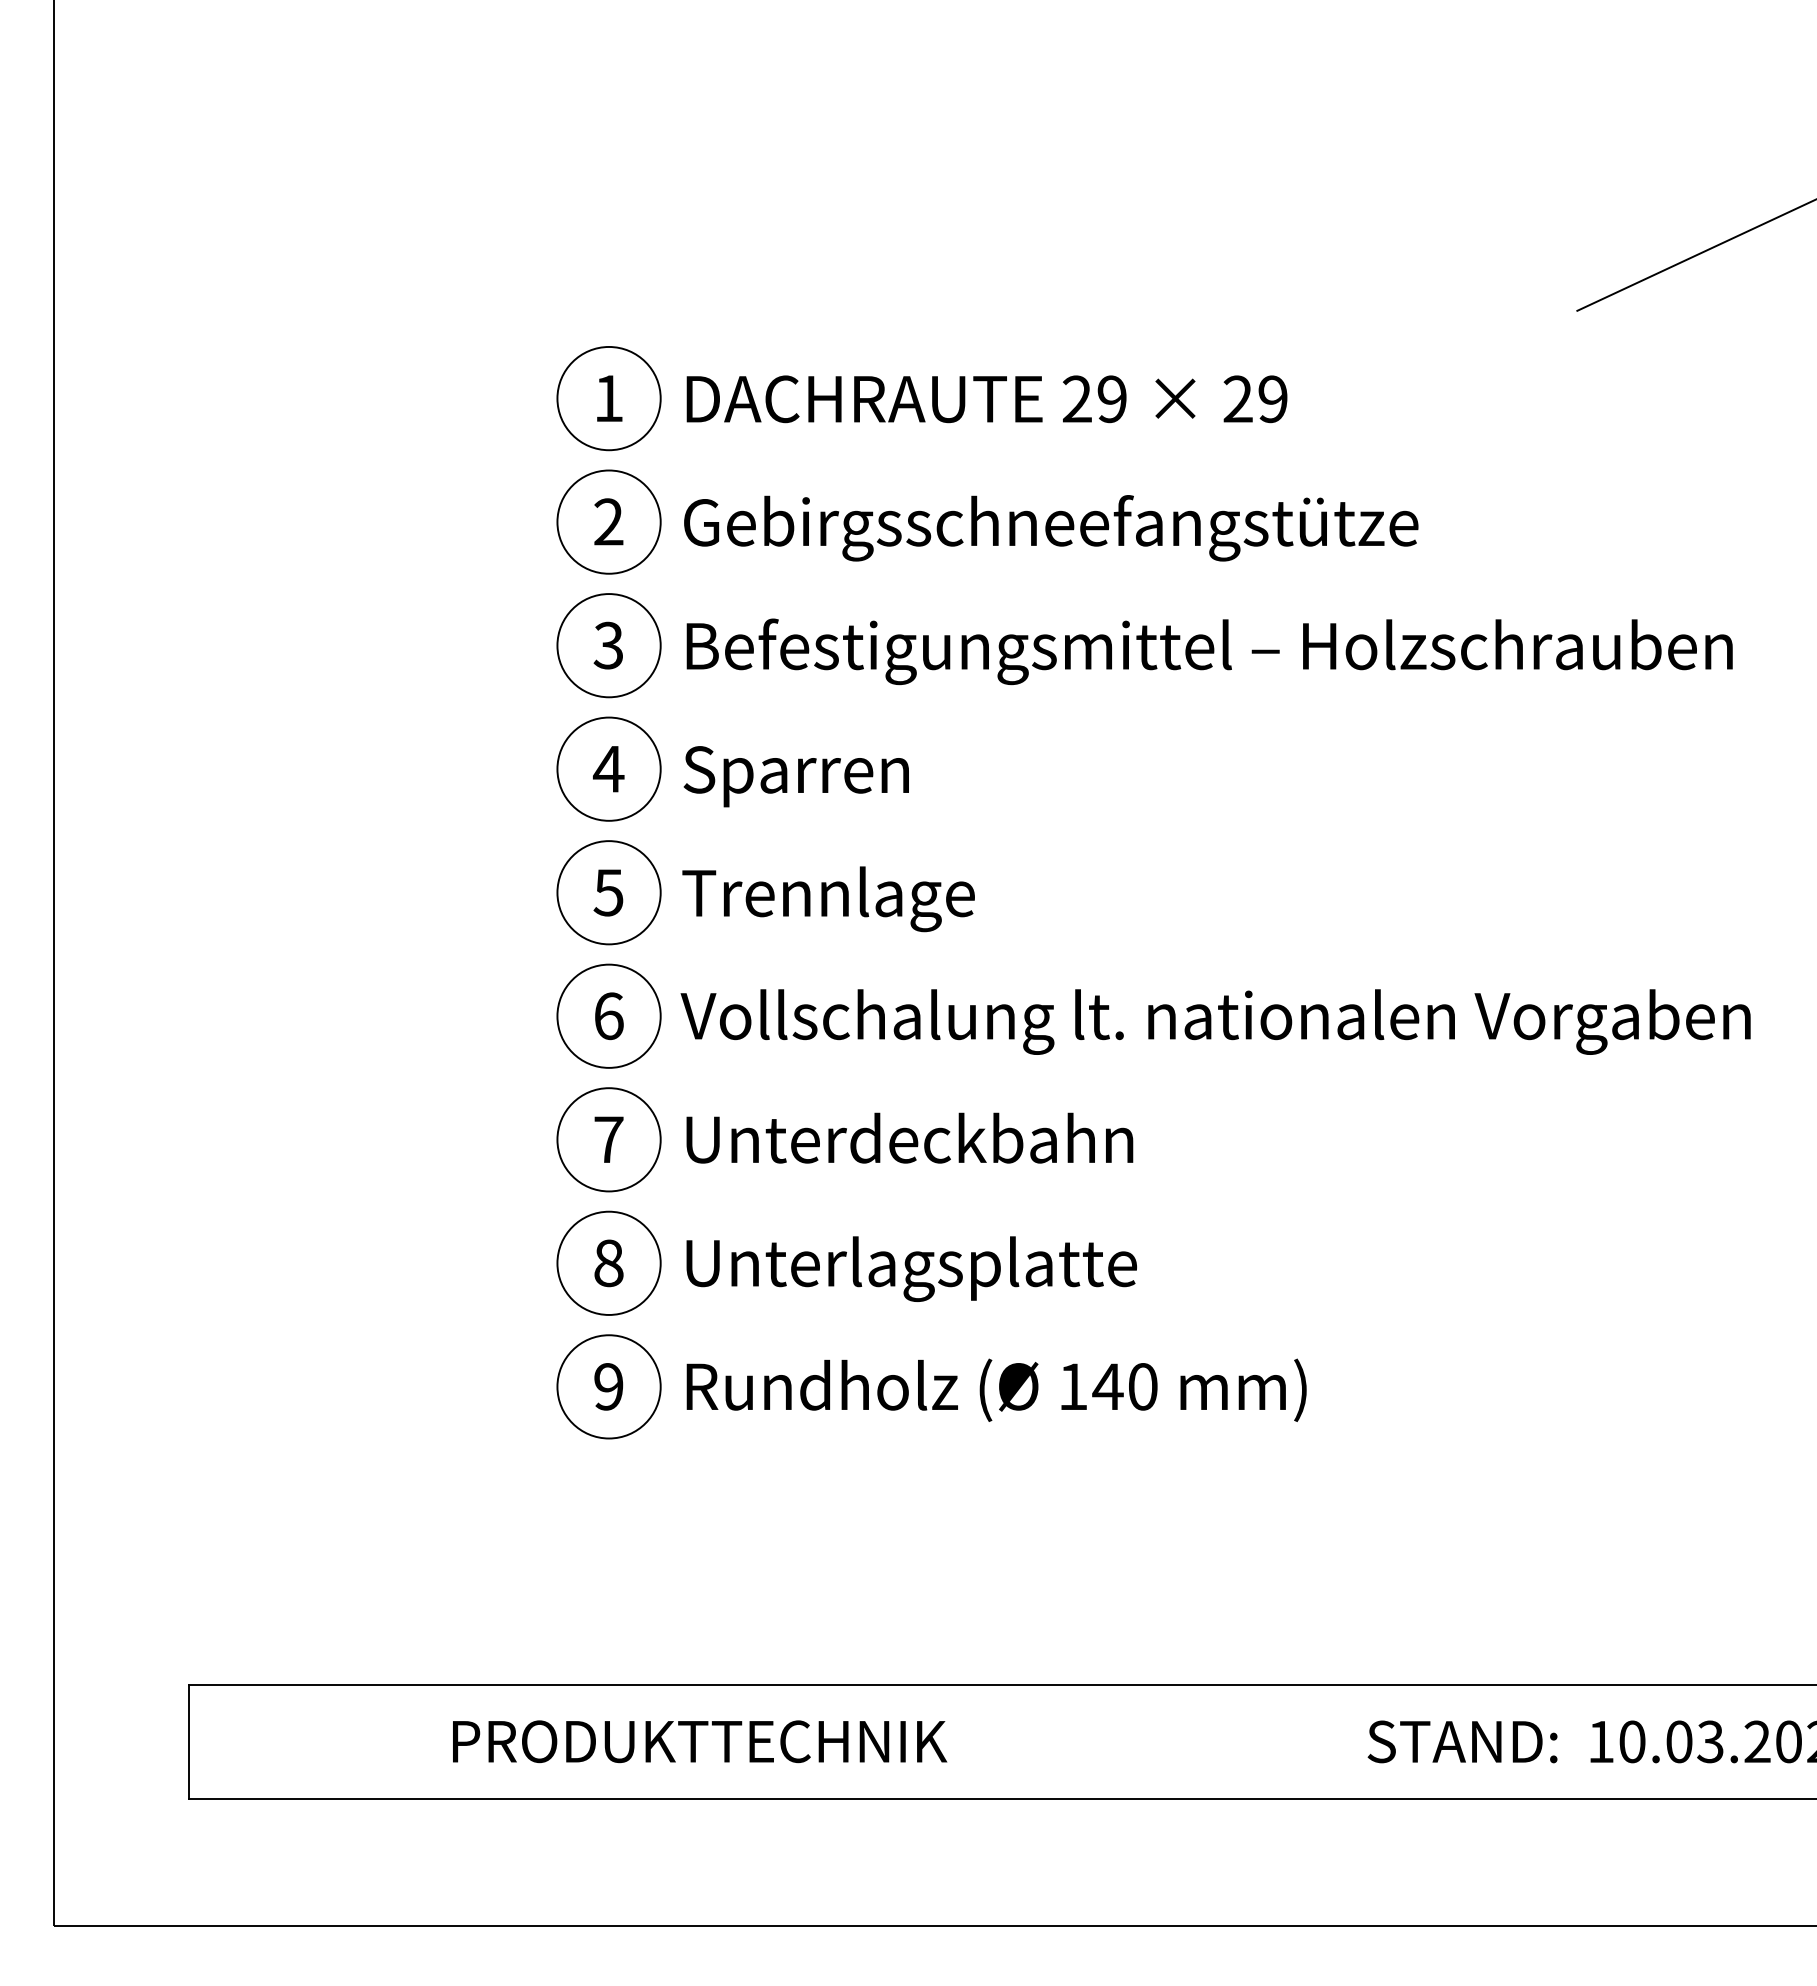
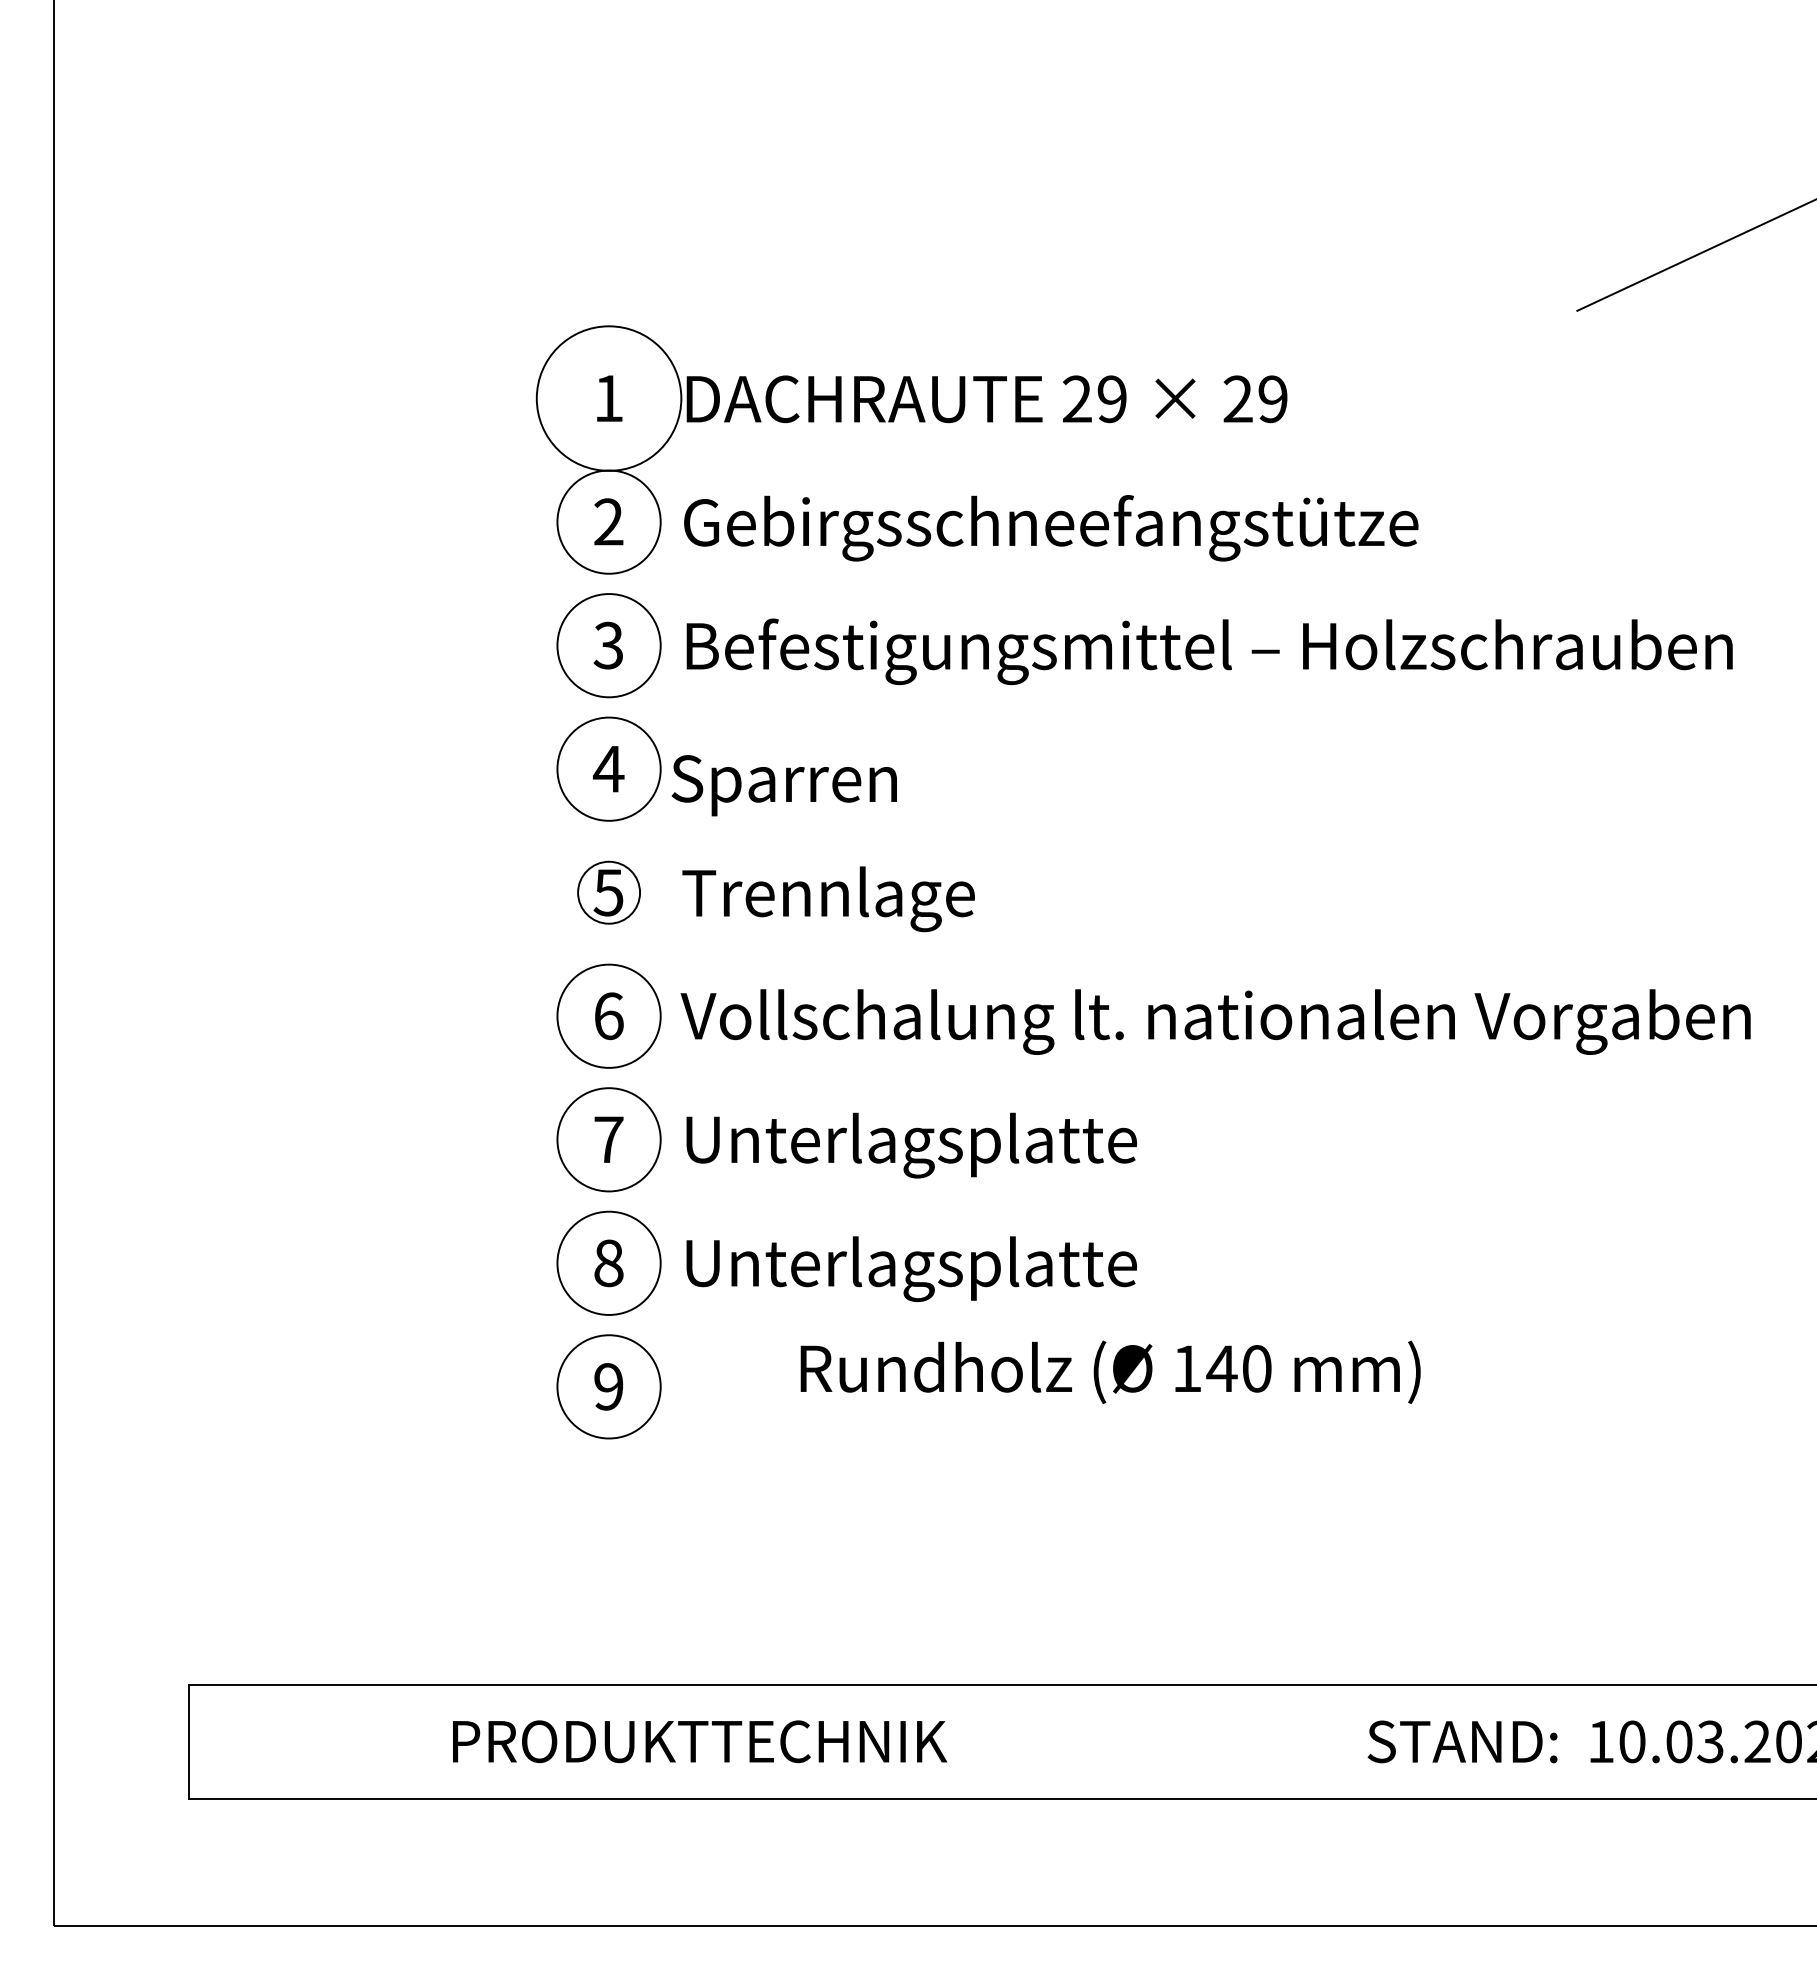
circle diameter: 103 px -> 145 px (608, 398)
text position: (795, 776) -> (783, 785) (783, 785)
circle diameter: 103 px -> 62 px (609, 892)
text: Unterdeckbahn -> Unterlagsplatte (993, 1145)
text position: (996, 1389) -> (1110, 1371) (1110, 1371)
